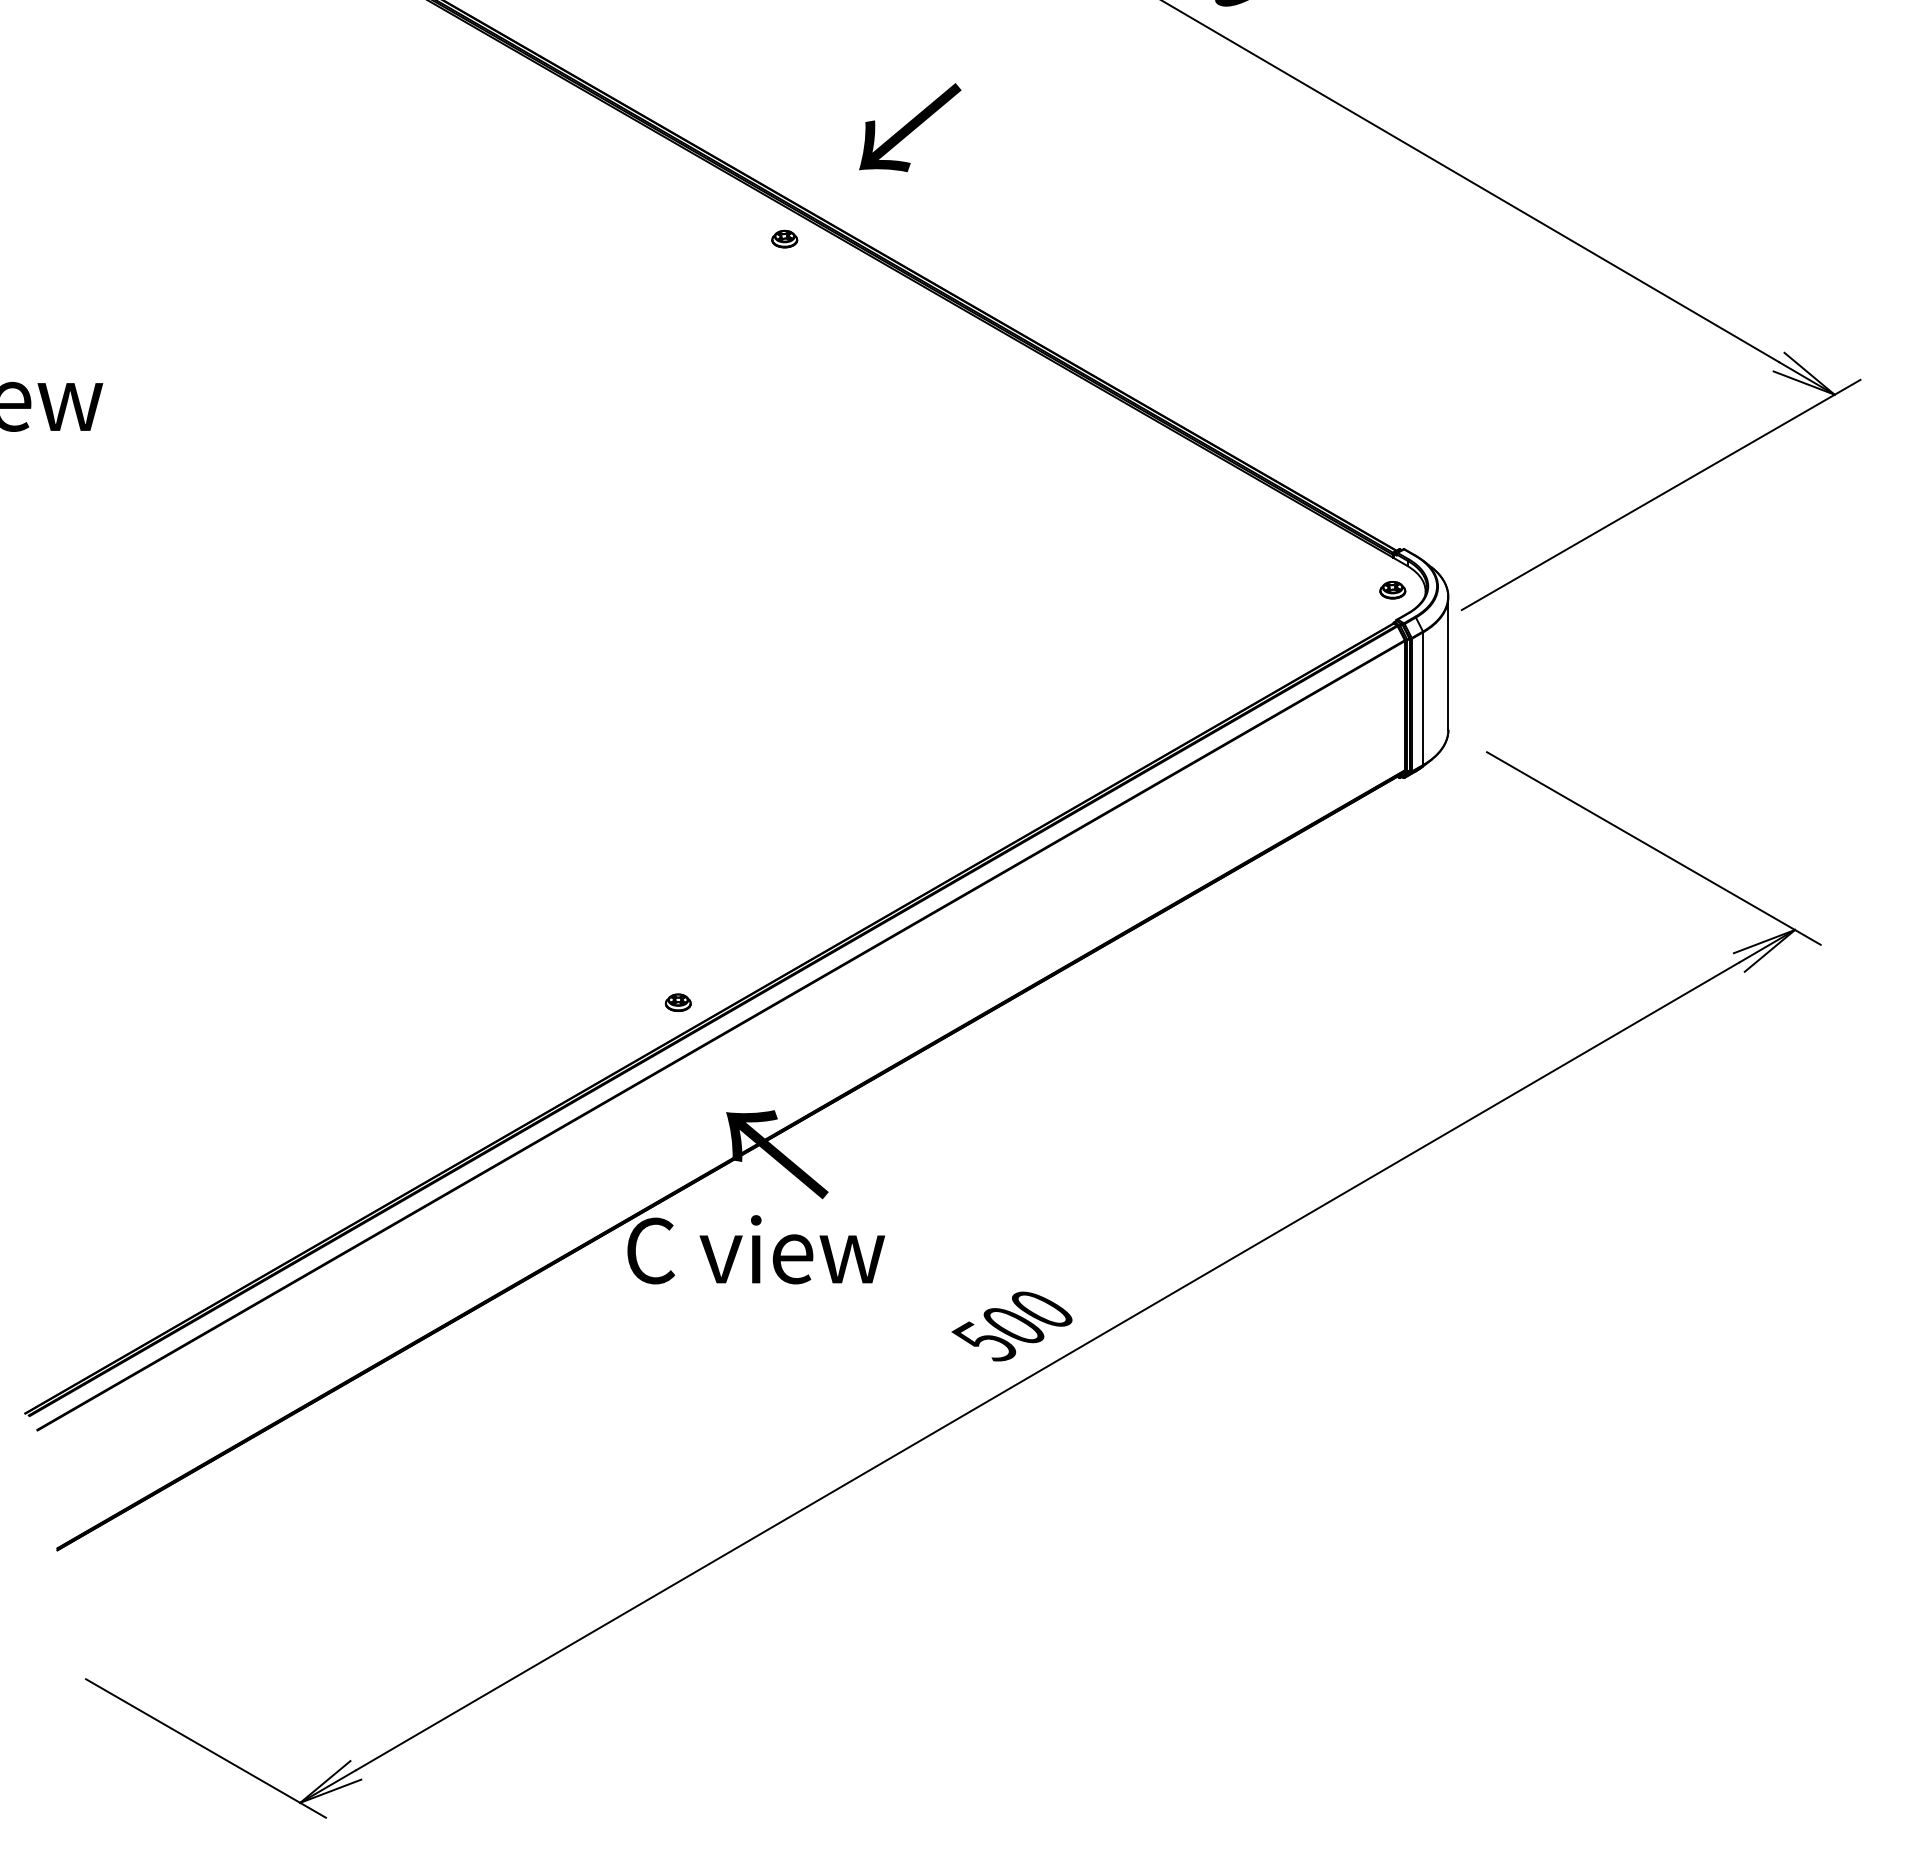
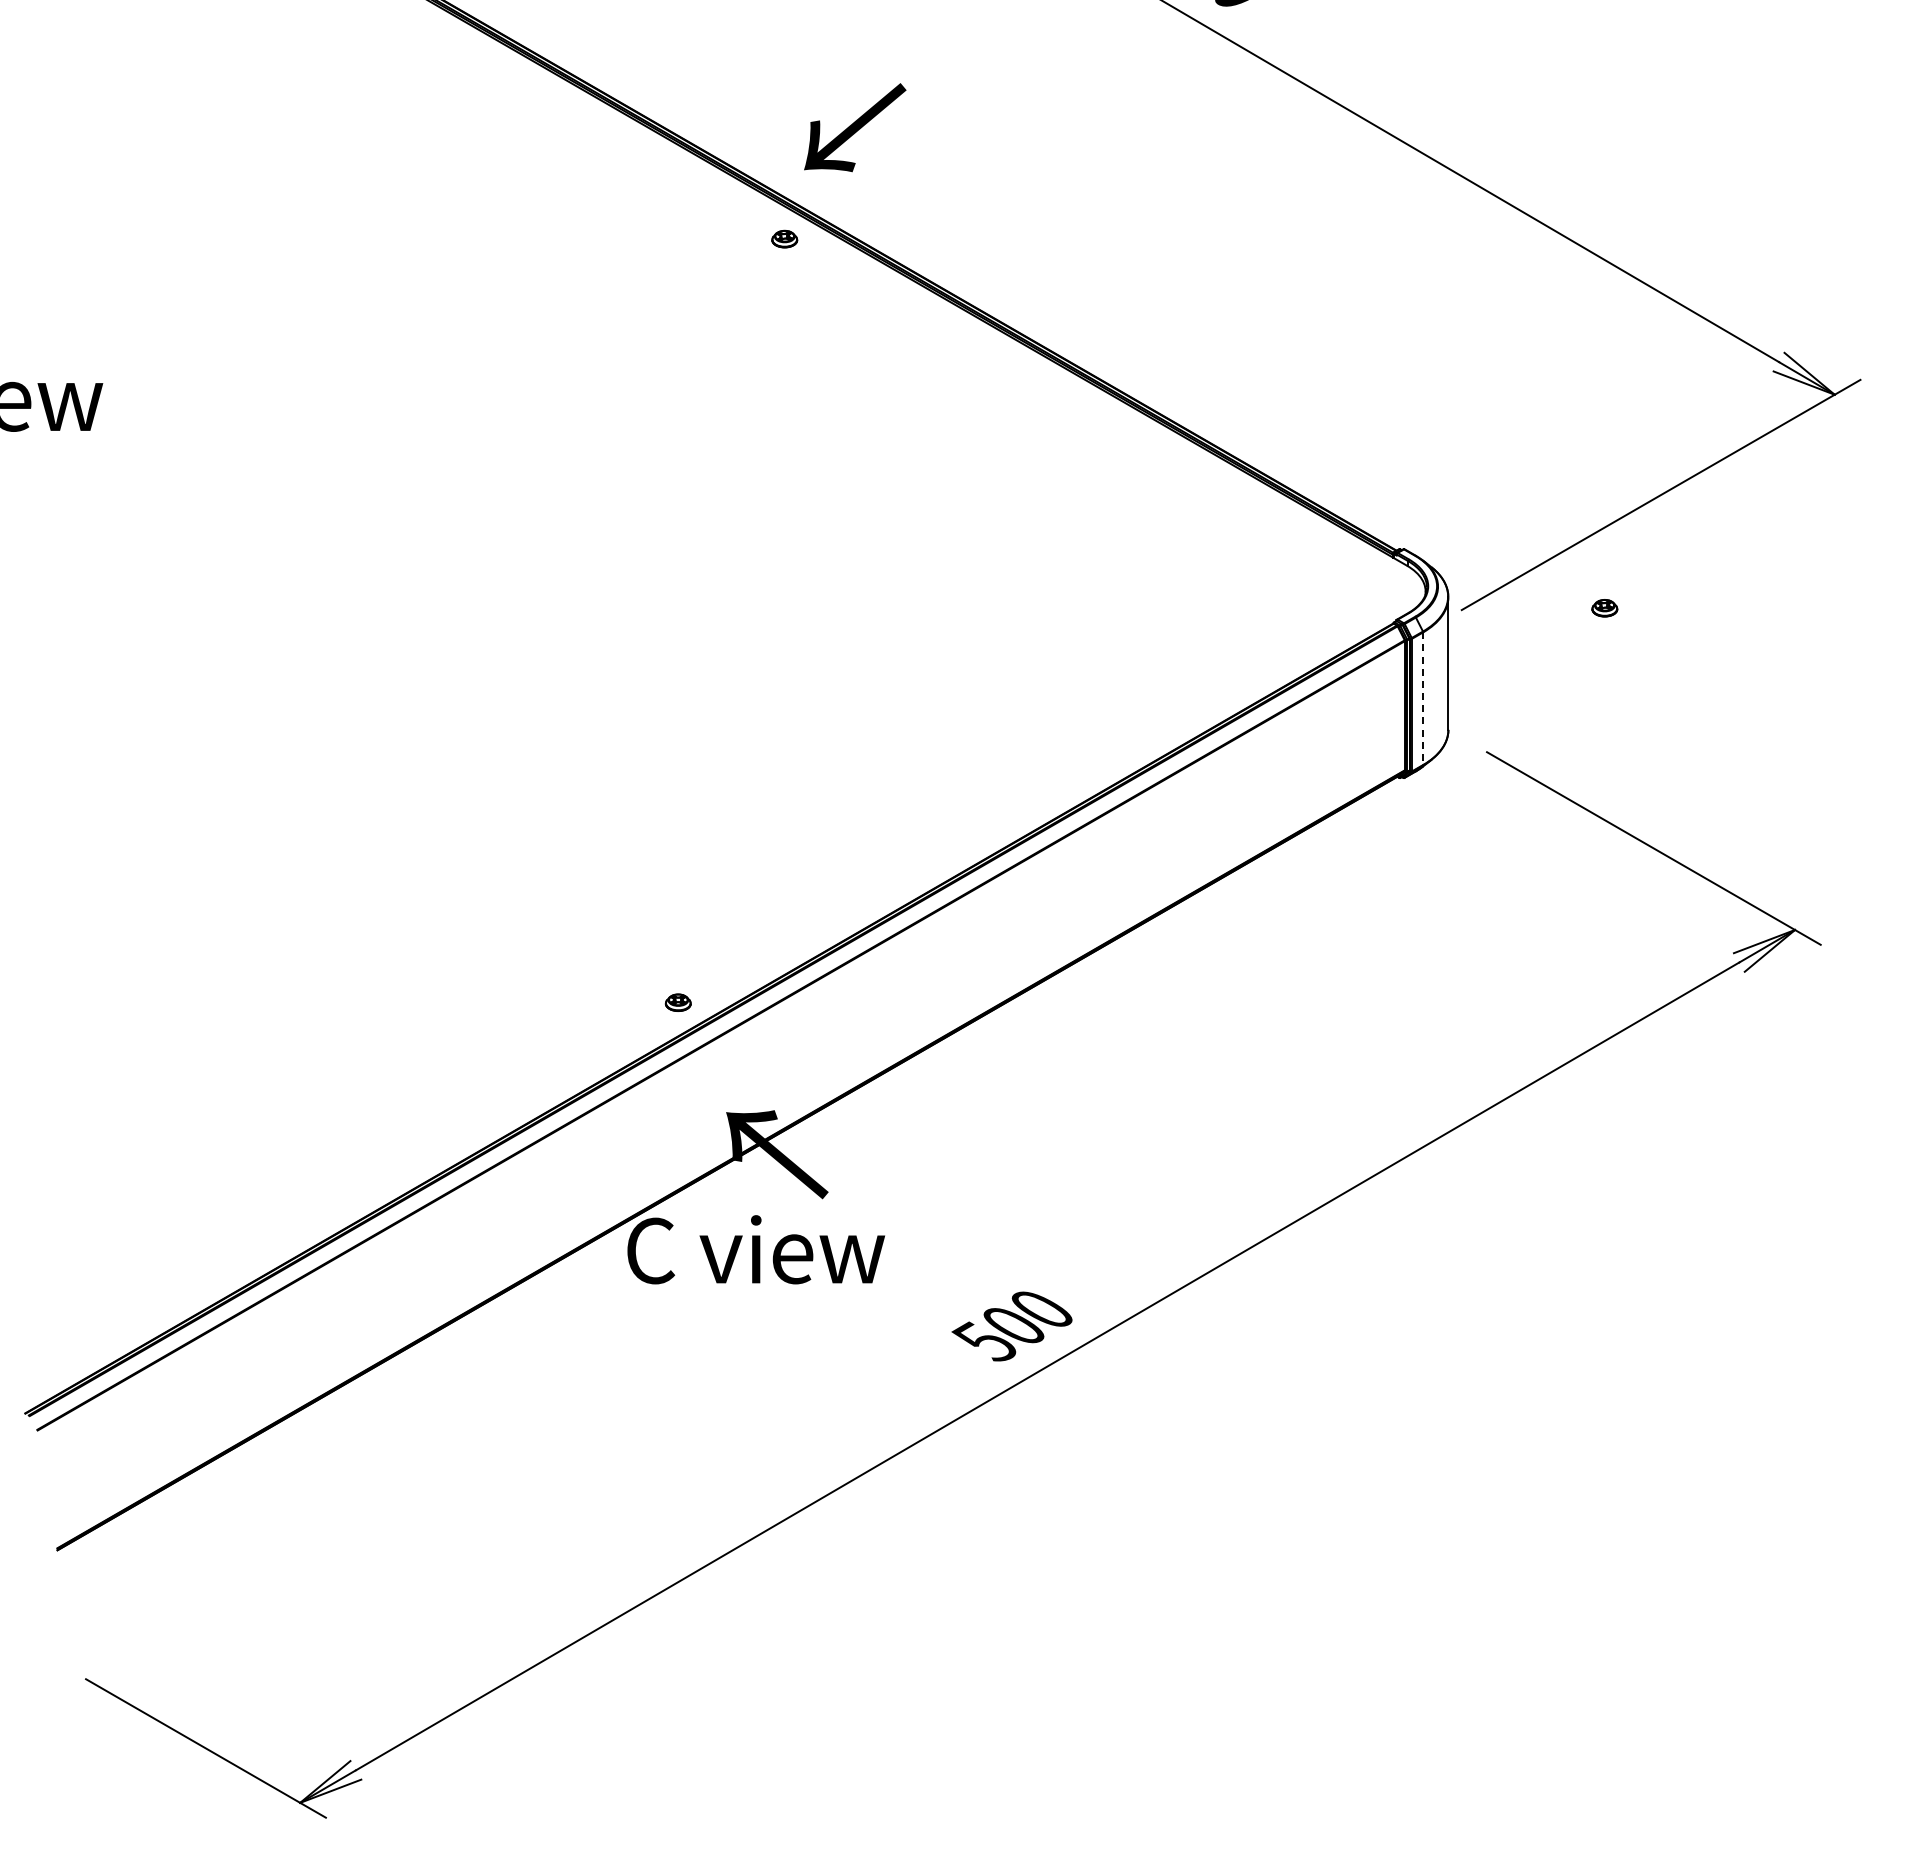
text position: (910, 127) -> (855, 127) (855, 127)
part position: (1392, 590) -> (1604, 608) (1604, 608)
line: solid -> dashed (1423, 699)
